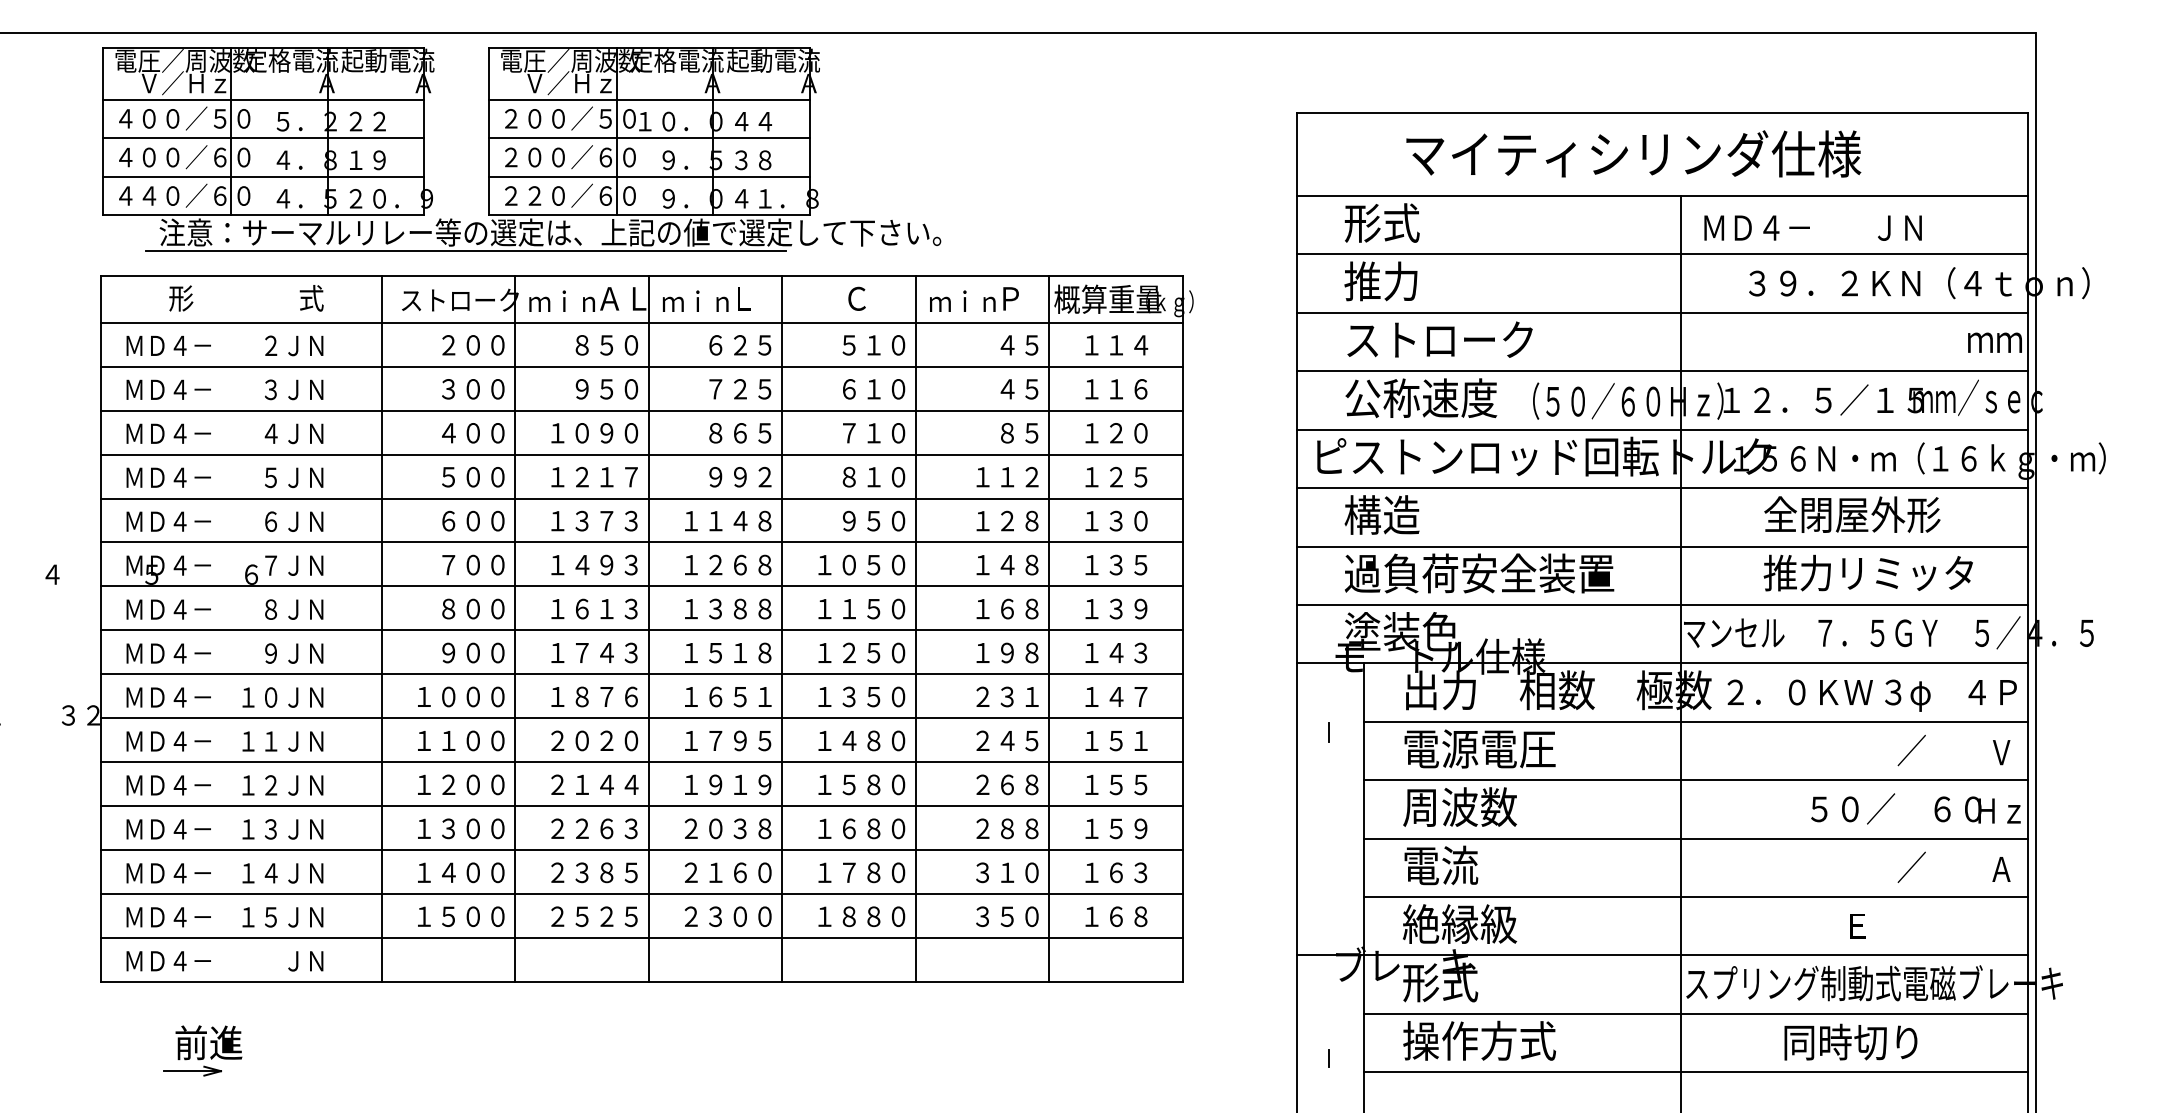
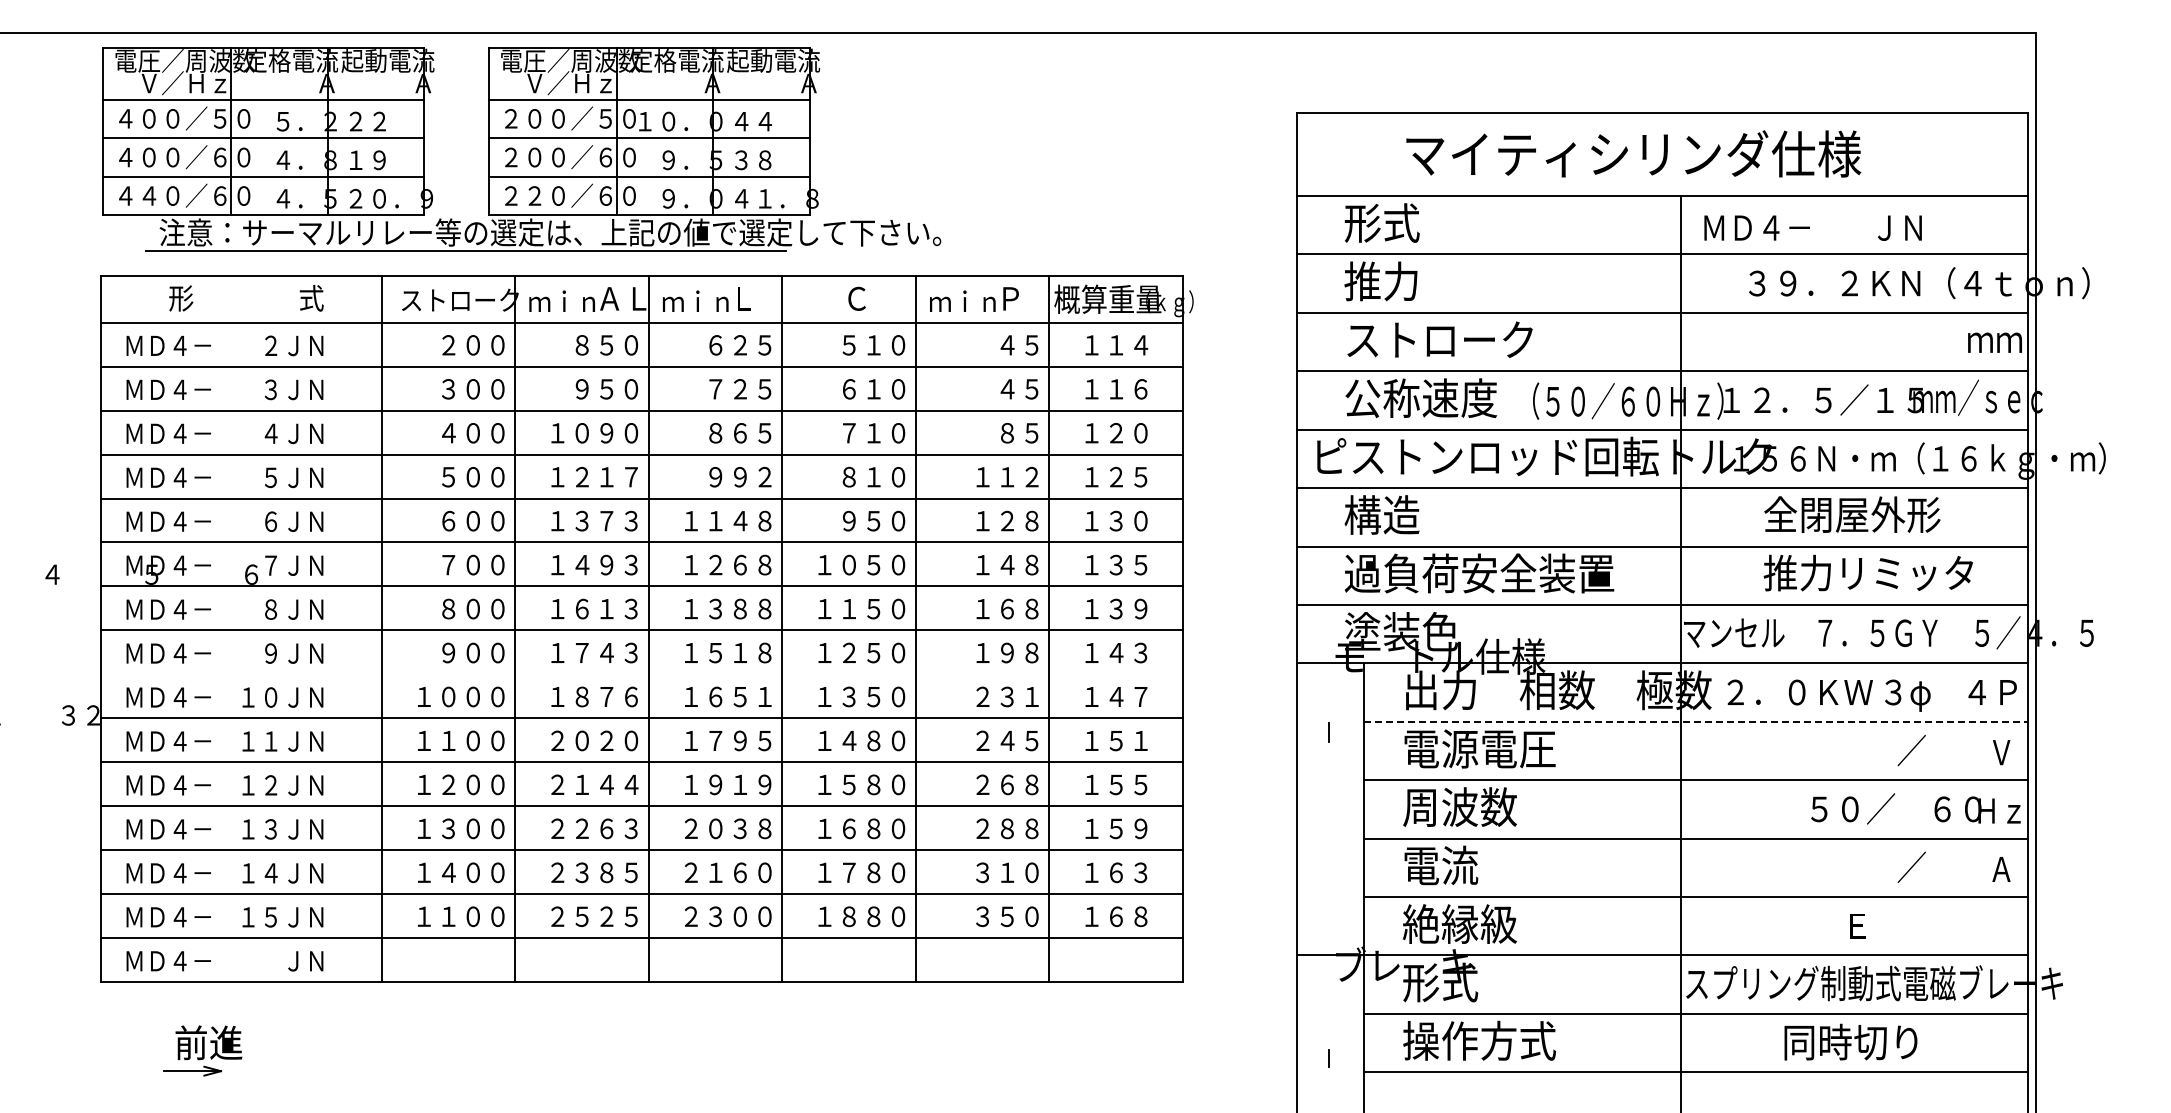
line: present -> none (642, 674)
line: solid -> dashed (1695, 721)
text: １５００ -> １１００ (448, 916)
